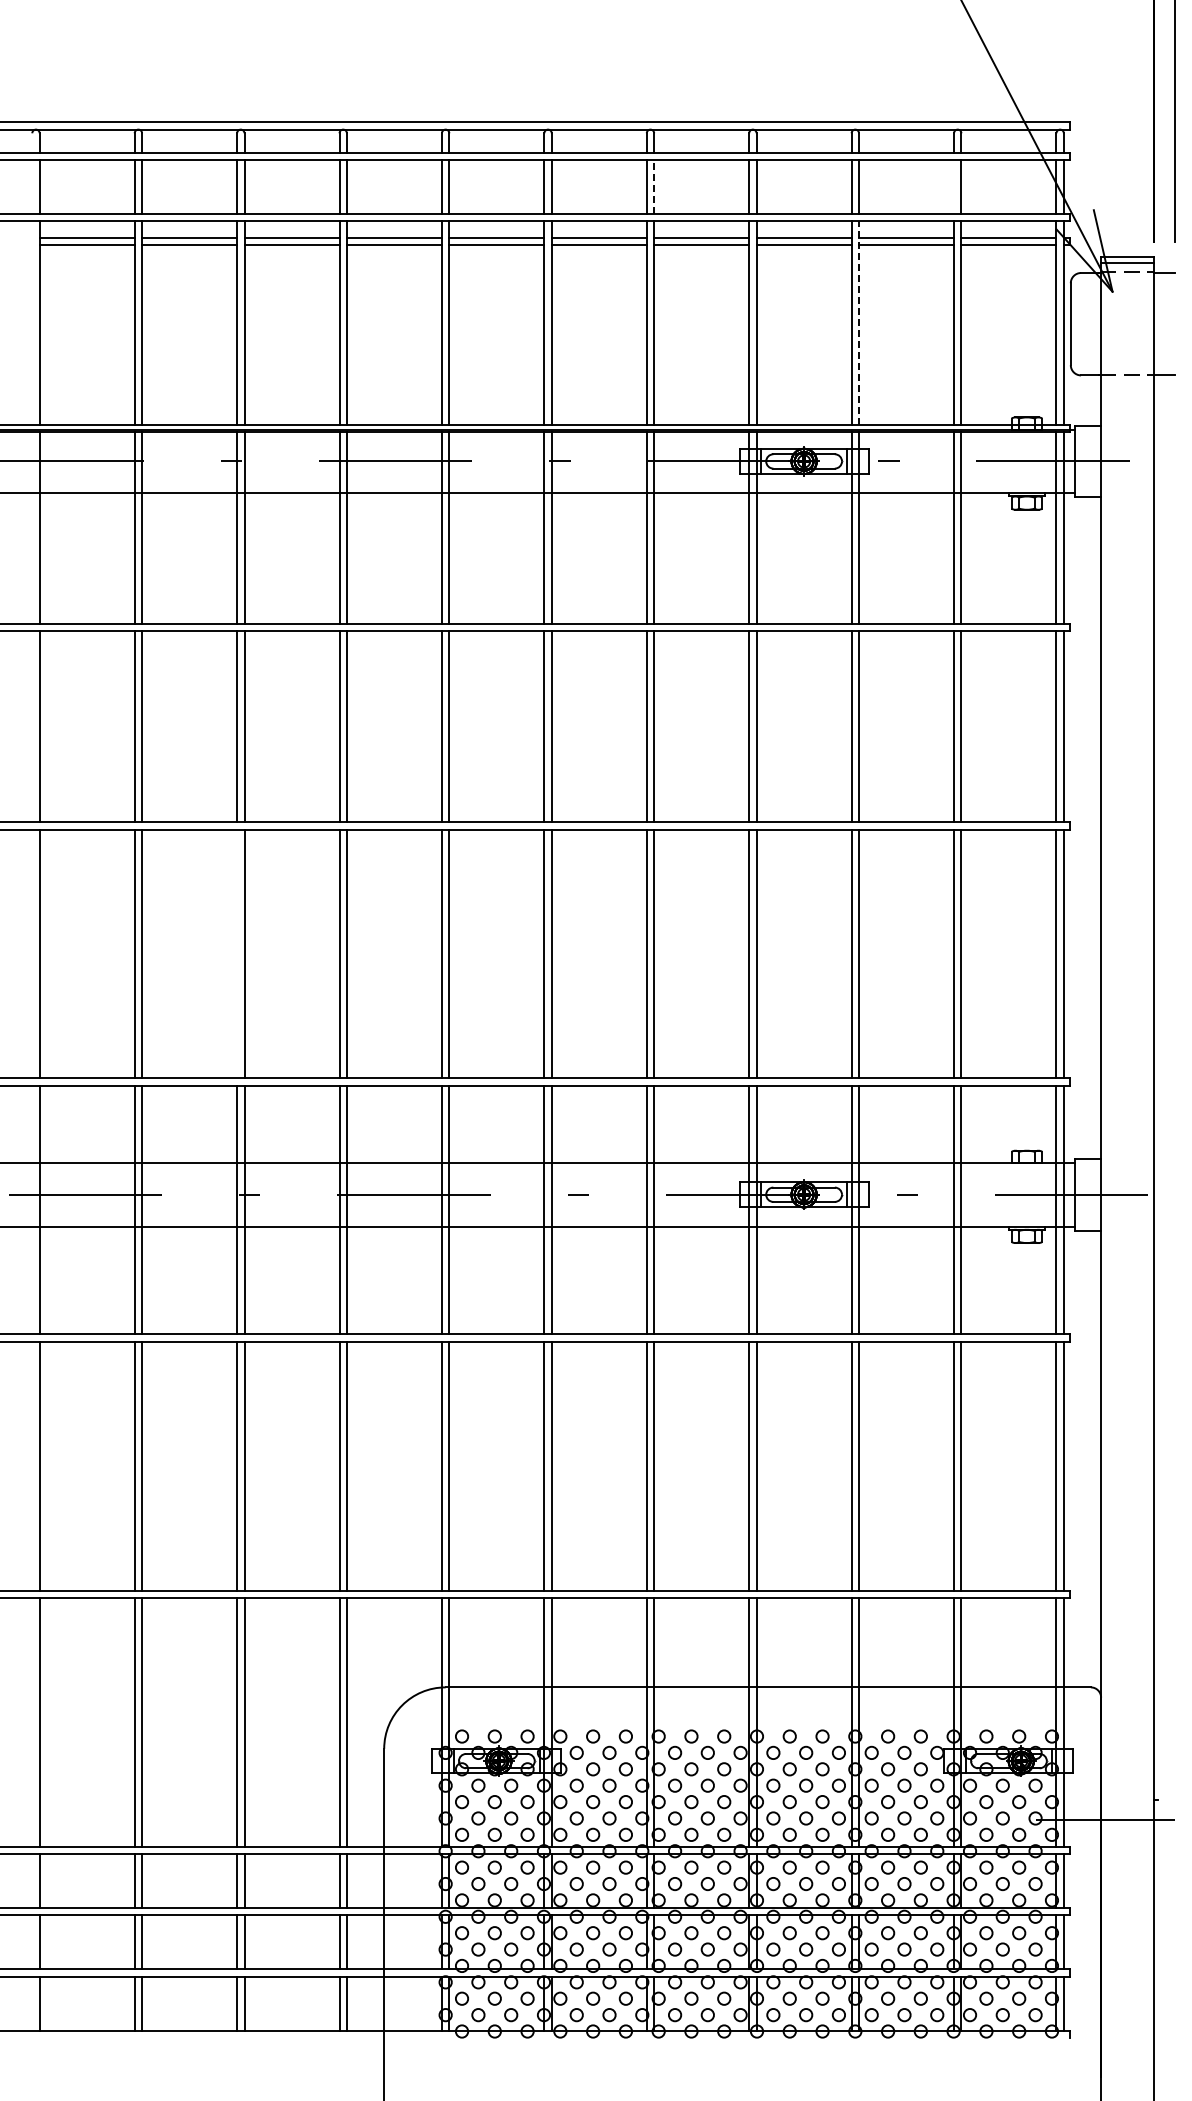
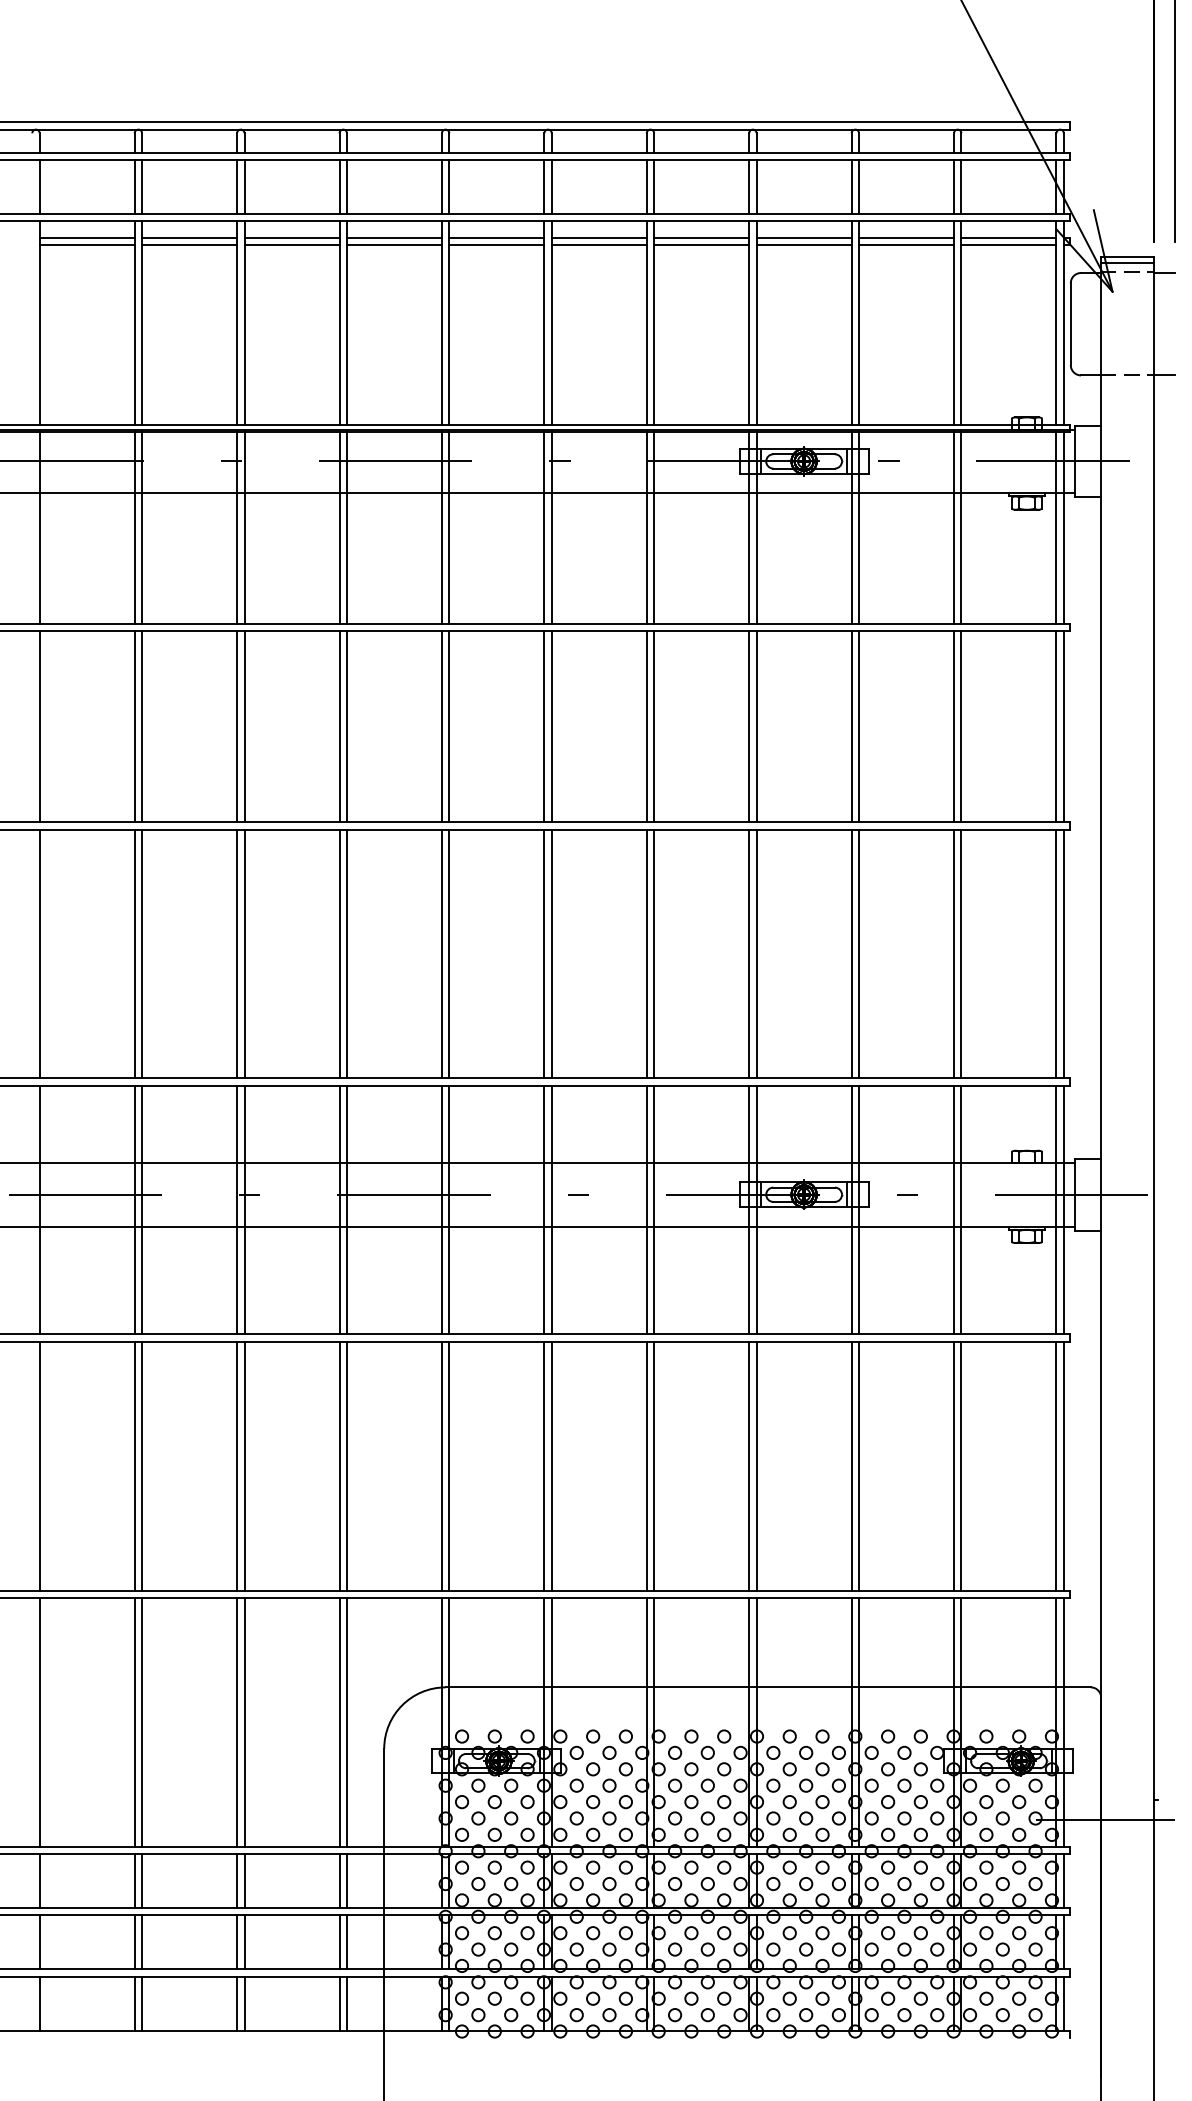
line: dashed -> solid (654, 186)
line: none -> present (954, 186)
line: dashed -> solid (859, 323)
line: none -> present (237, 953)
